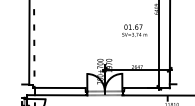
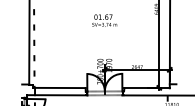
text position: (134, 30) -> (104, 20) (104, 20)
